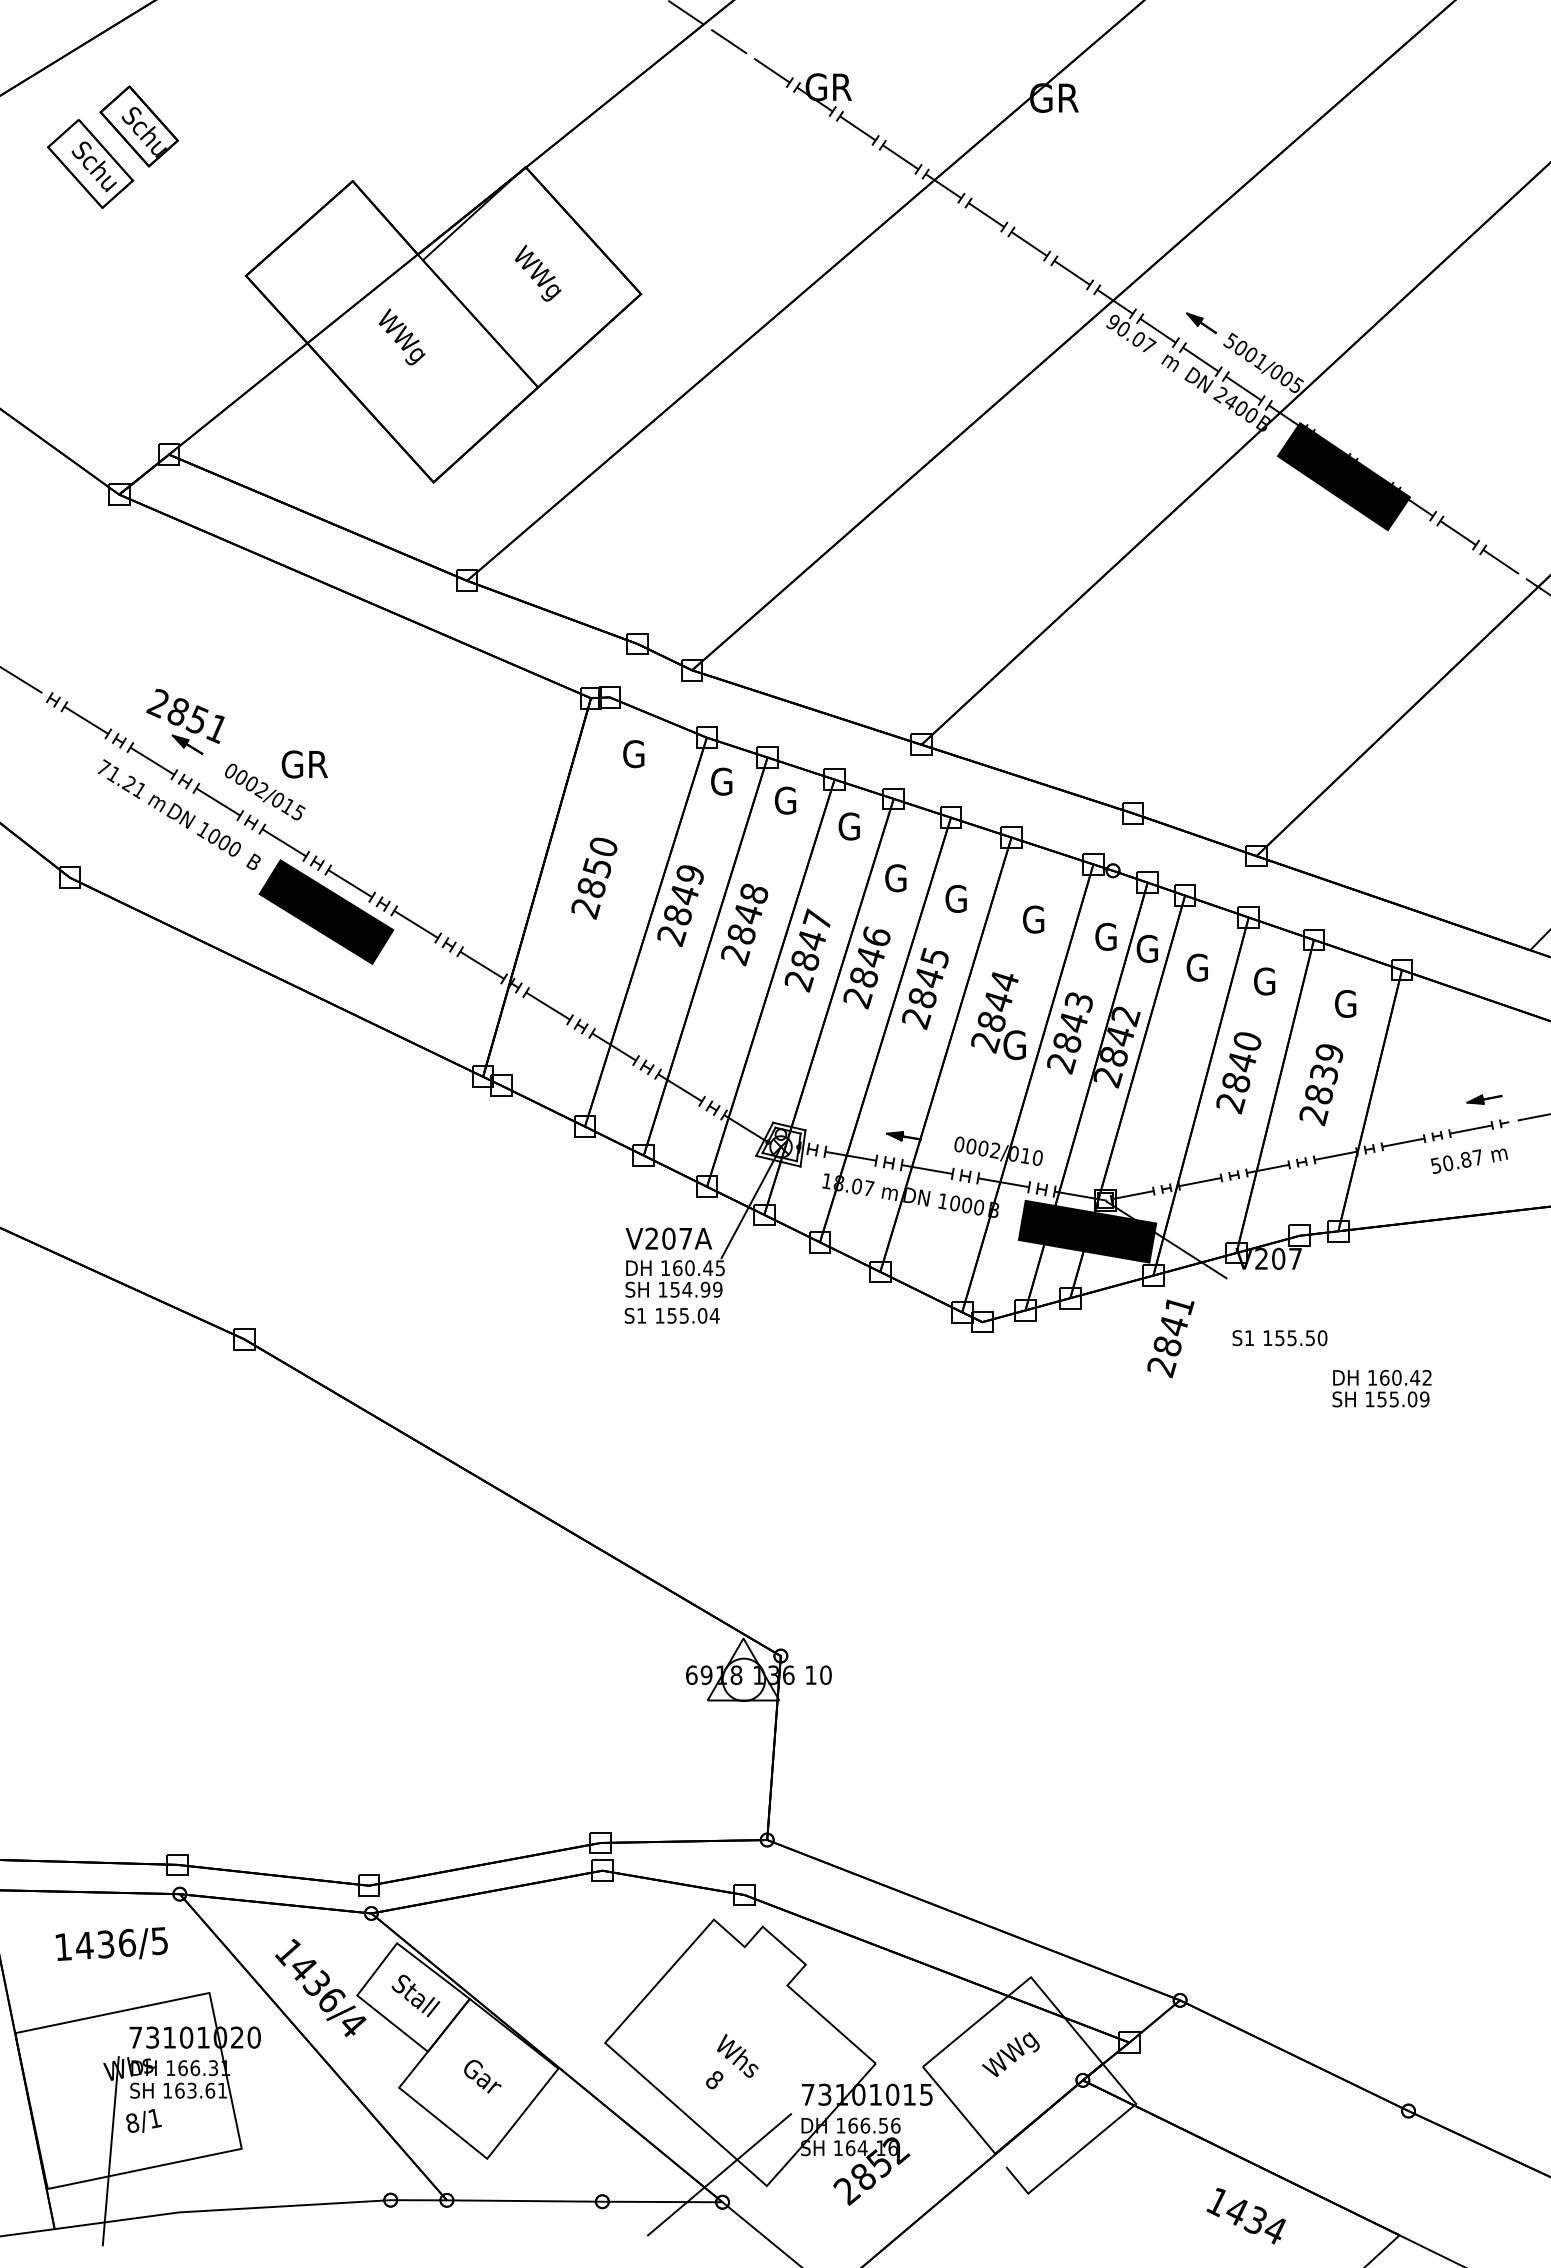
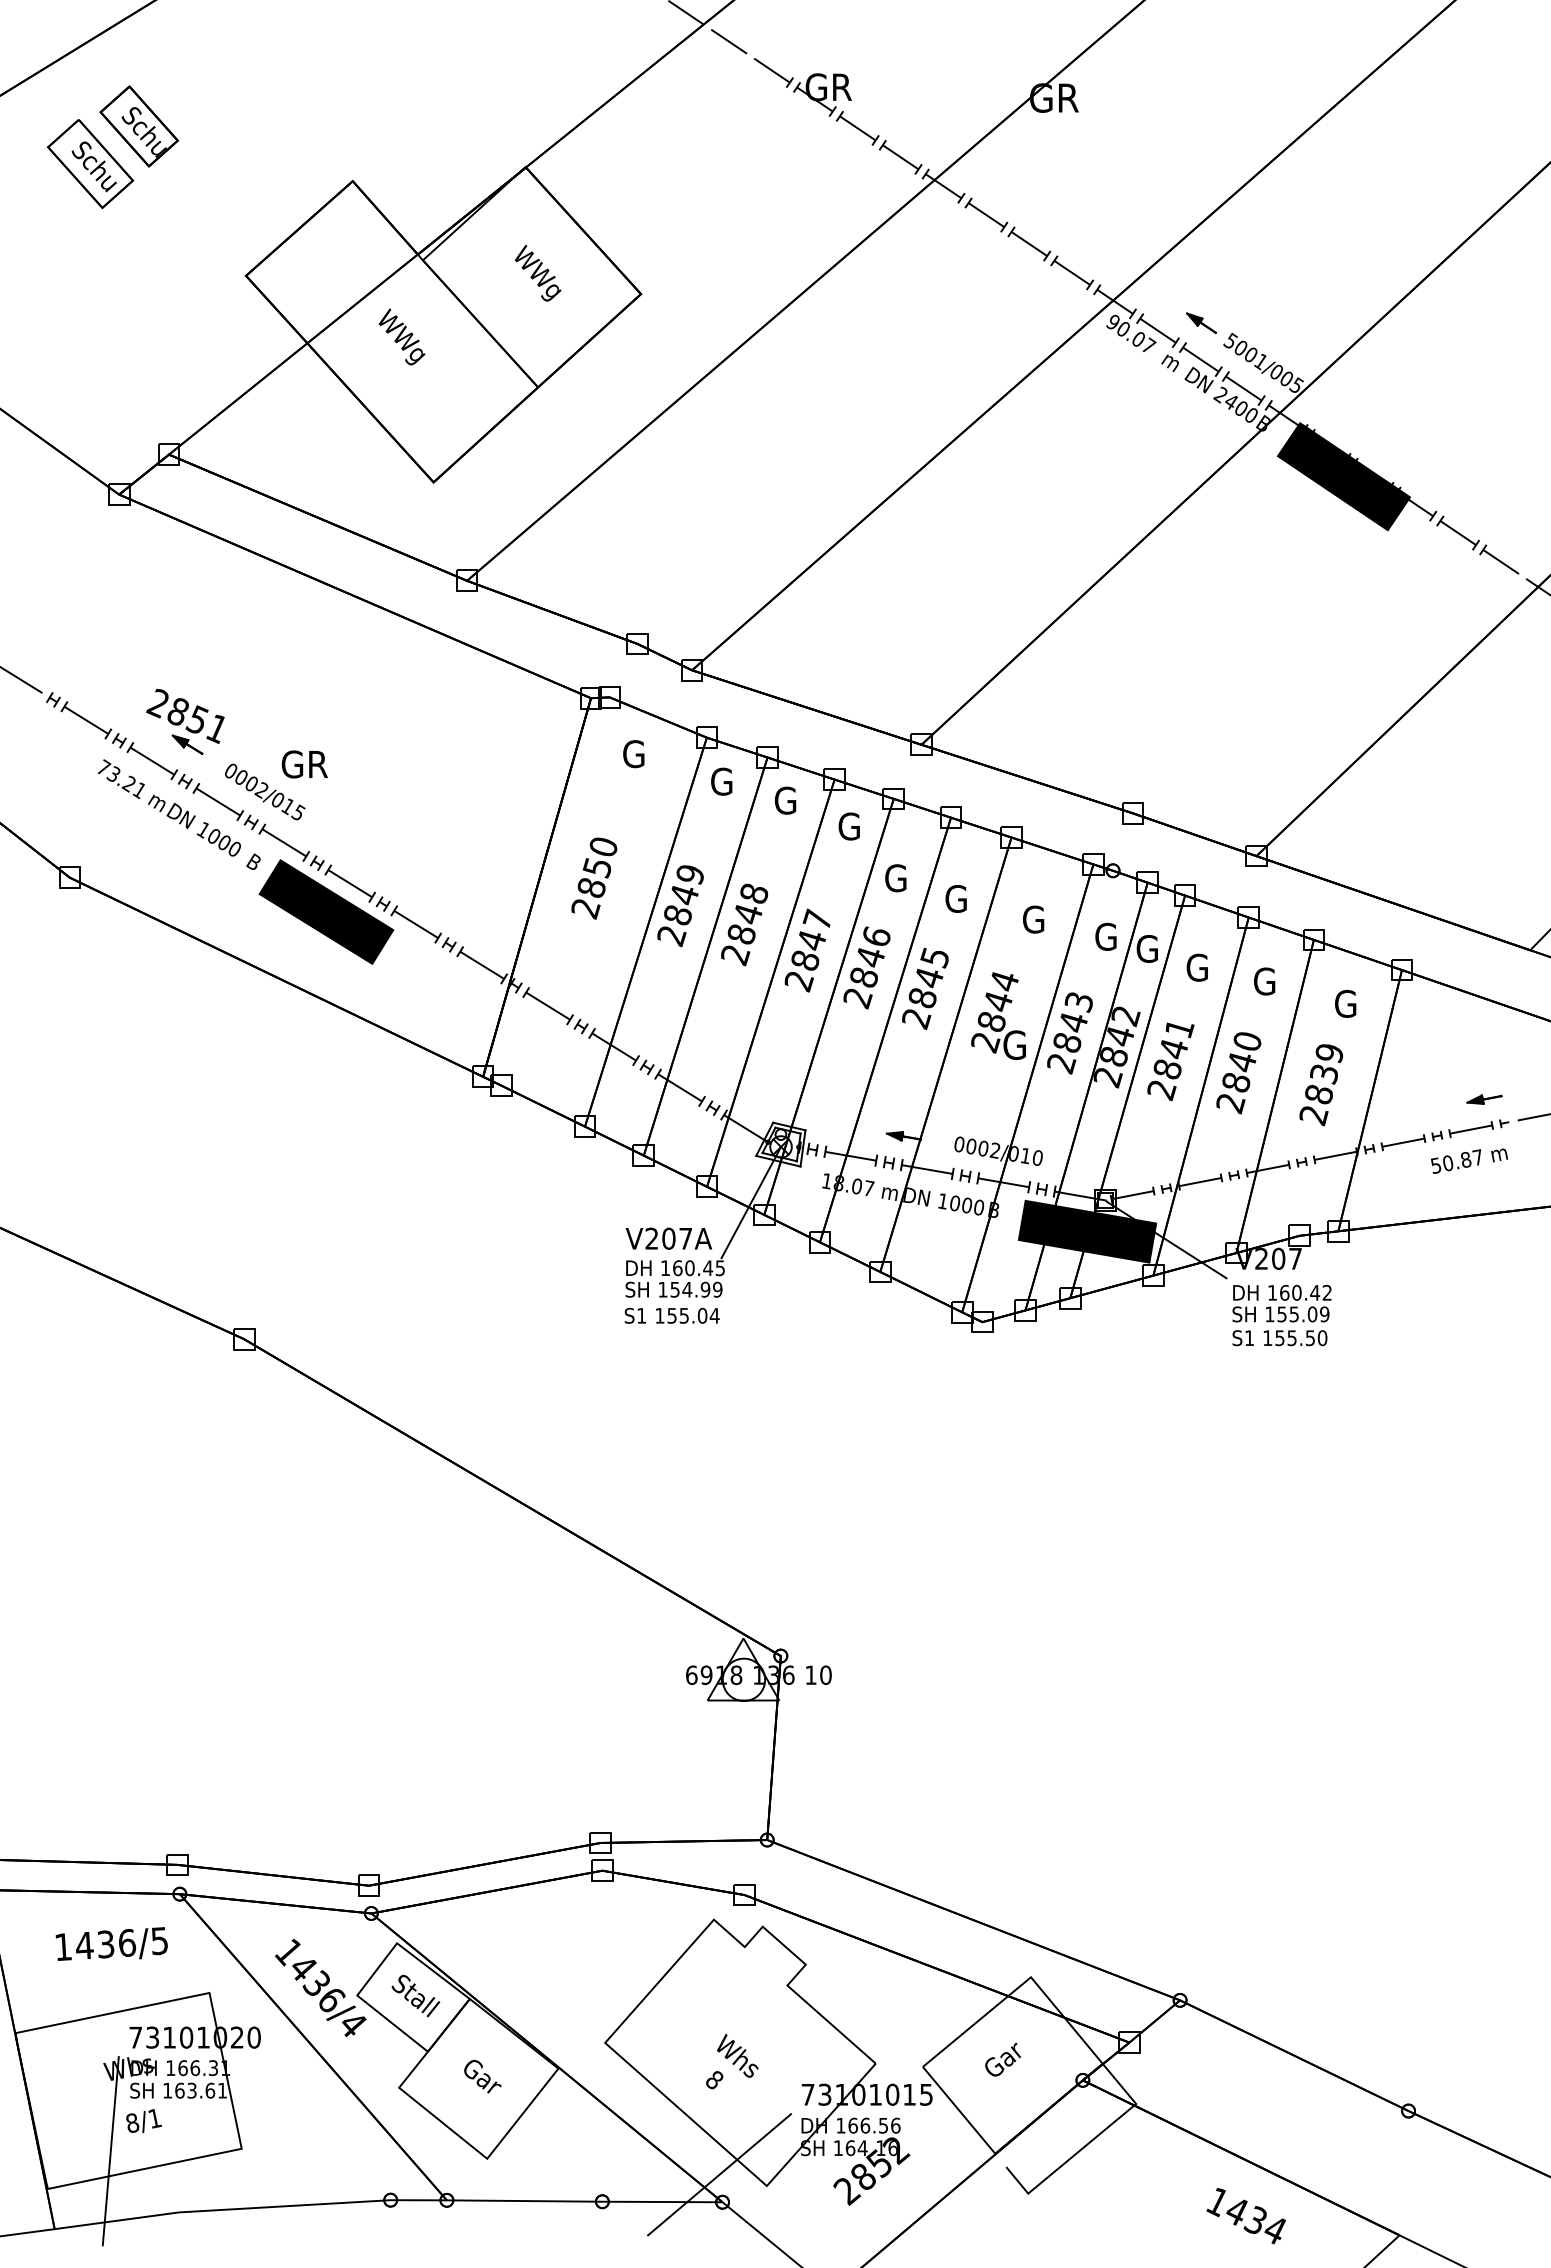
text: 71.21 -> 73.21 (113, 774)
text position: (1170, 1338) -> (1170, 1061) (1170, 1061)
text position: (1381, 1388) -> (1281, 1303) (1281, 1303)
text: WWg -> Gar (1010, 2054)
